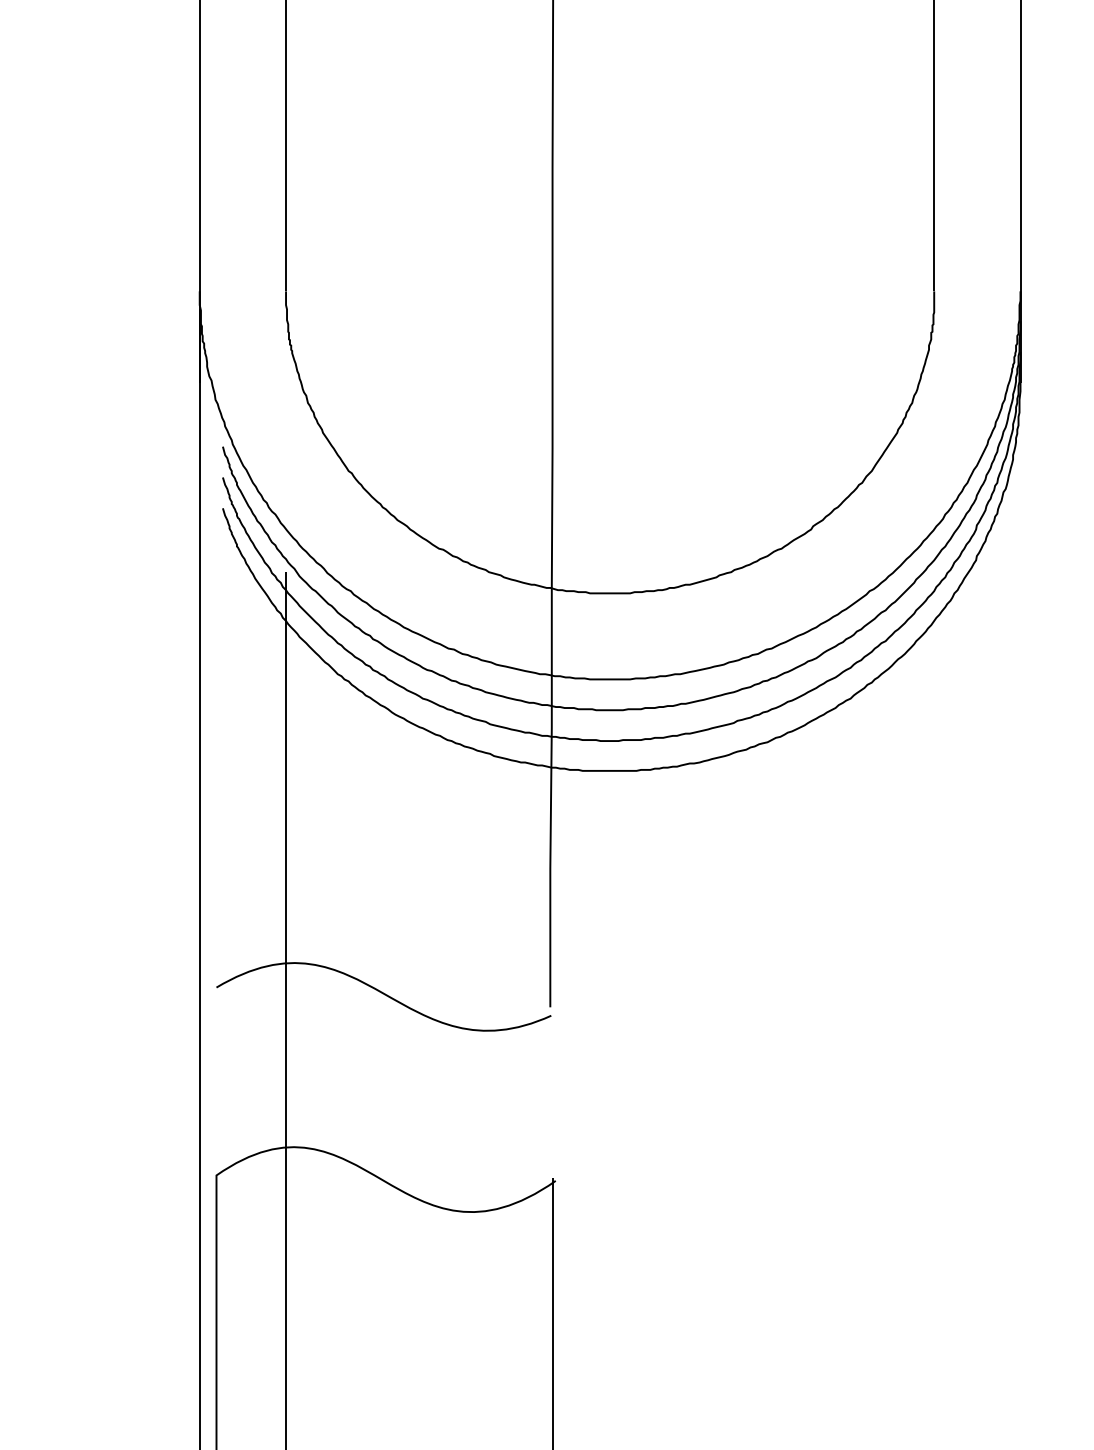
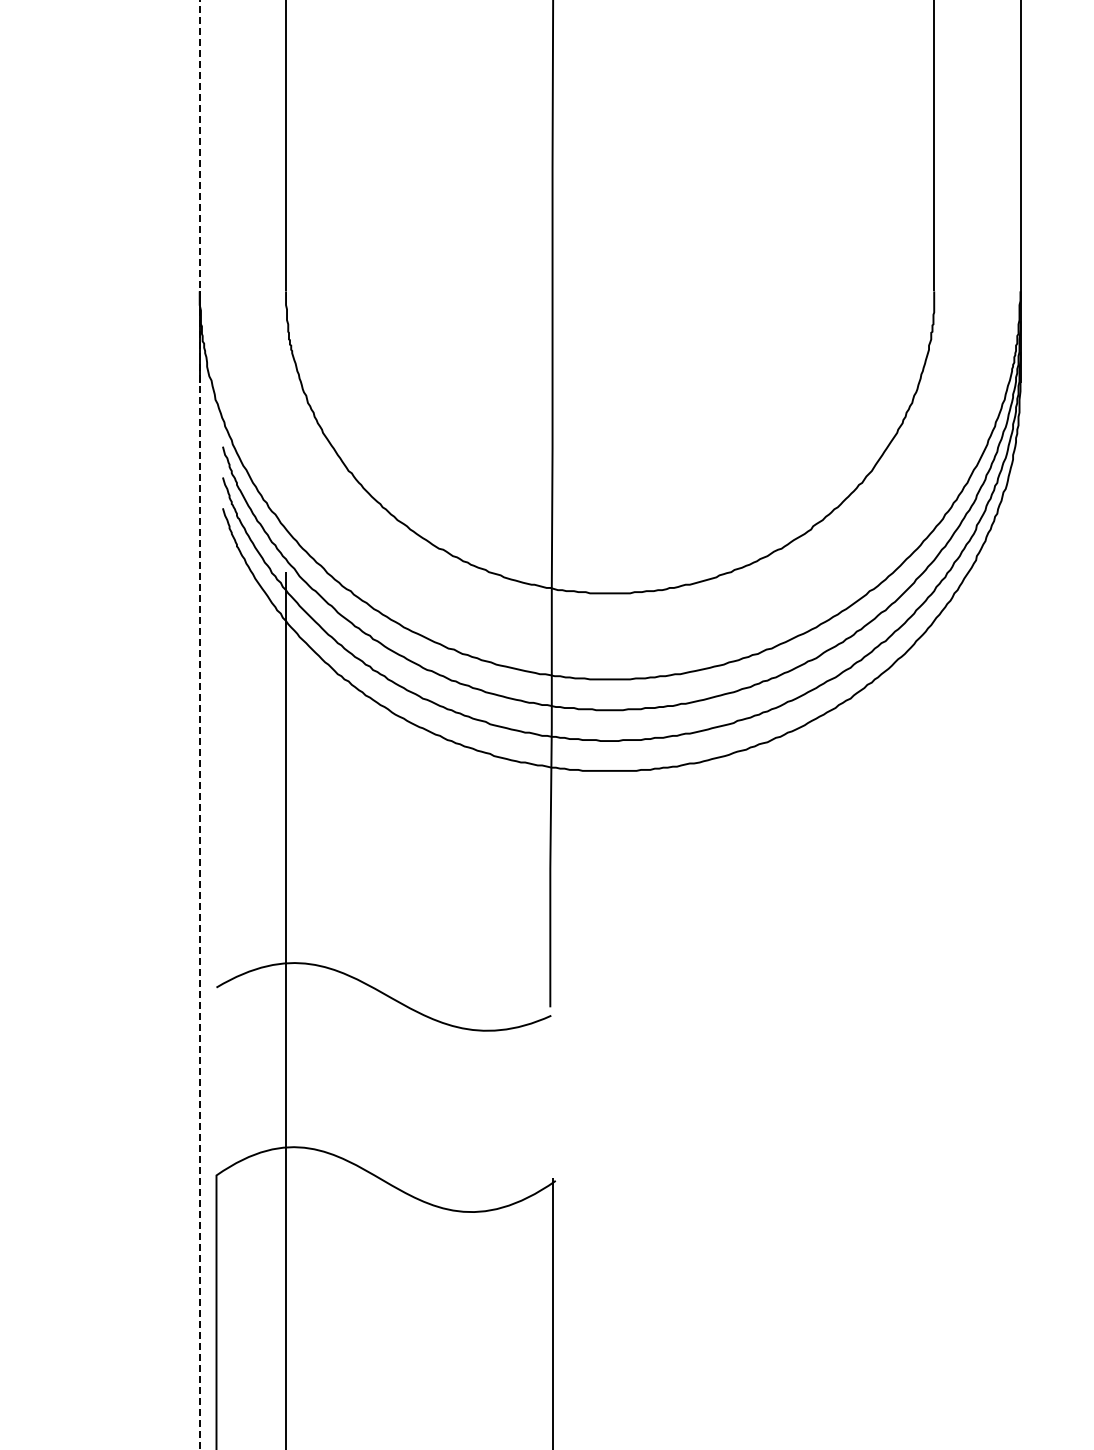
line: solid -> dashed (199, 146)
line: solid -> dashed (199, 879)
